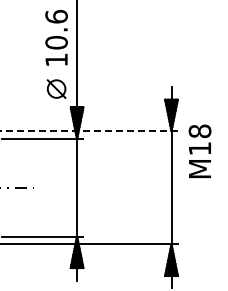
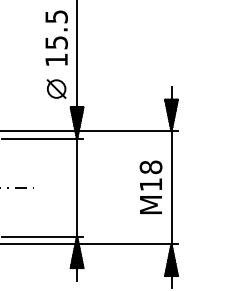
text: 10.6 -> 15.5 (56, 29)
line: dashed -> solid (88, 131)
text position: (199, 150) -> (150, 186) (150, 186)
